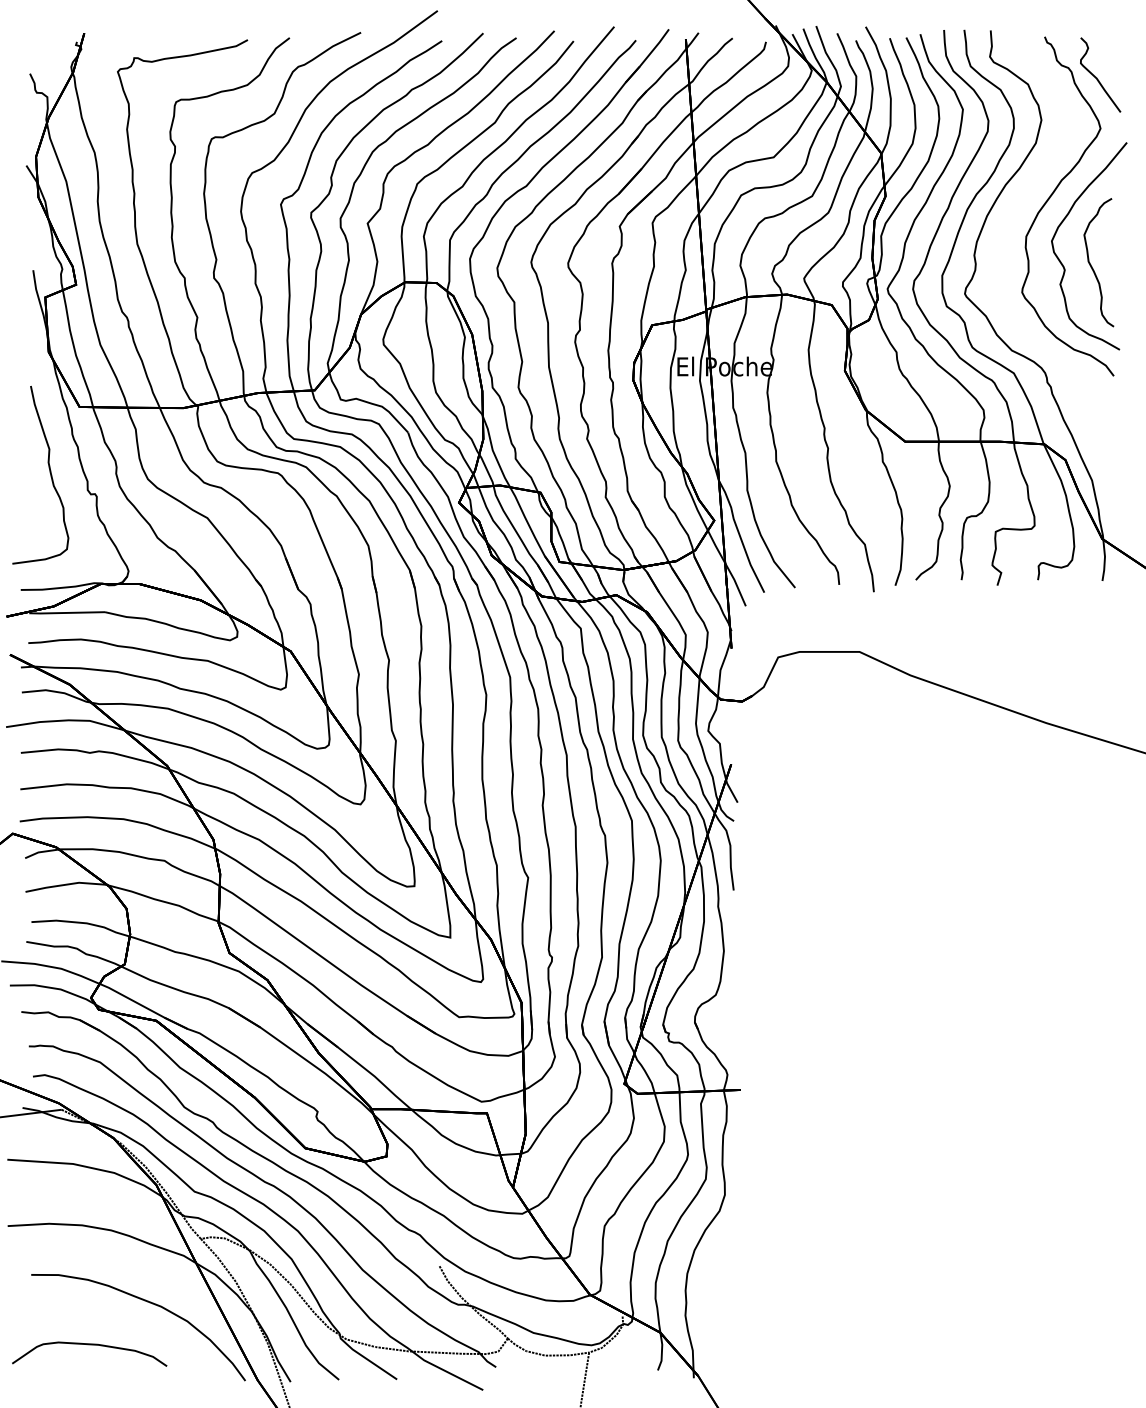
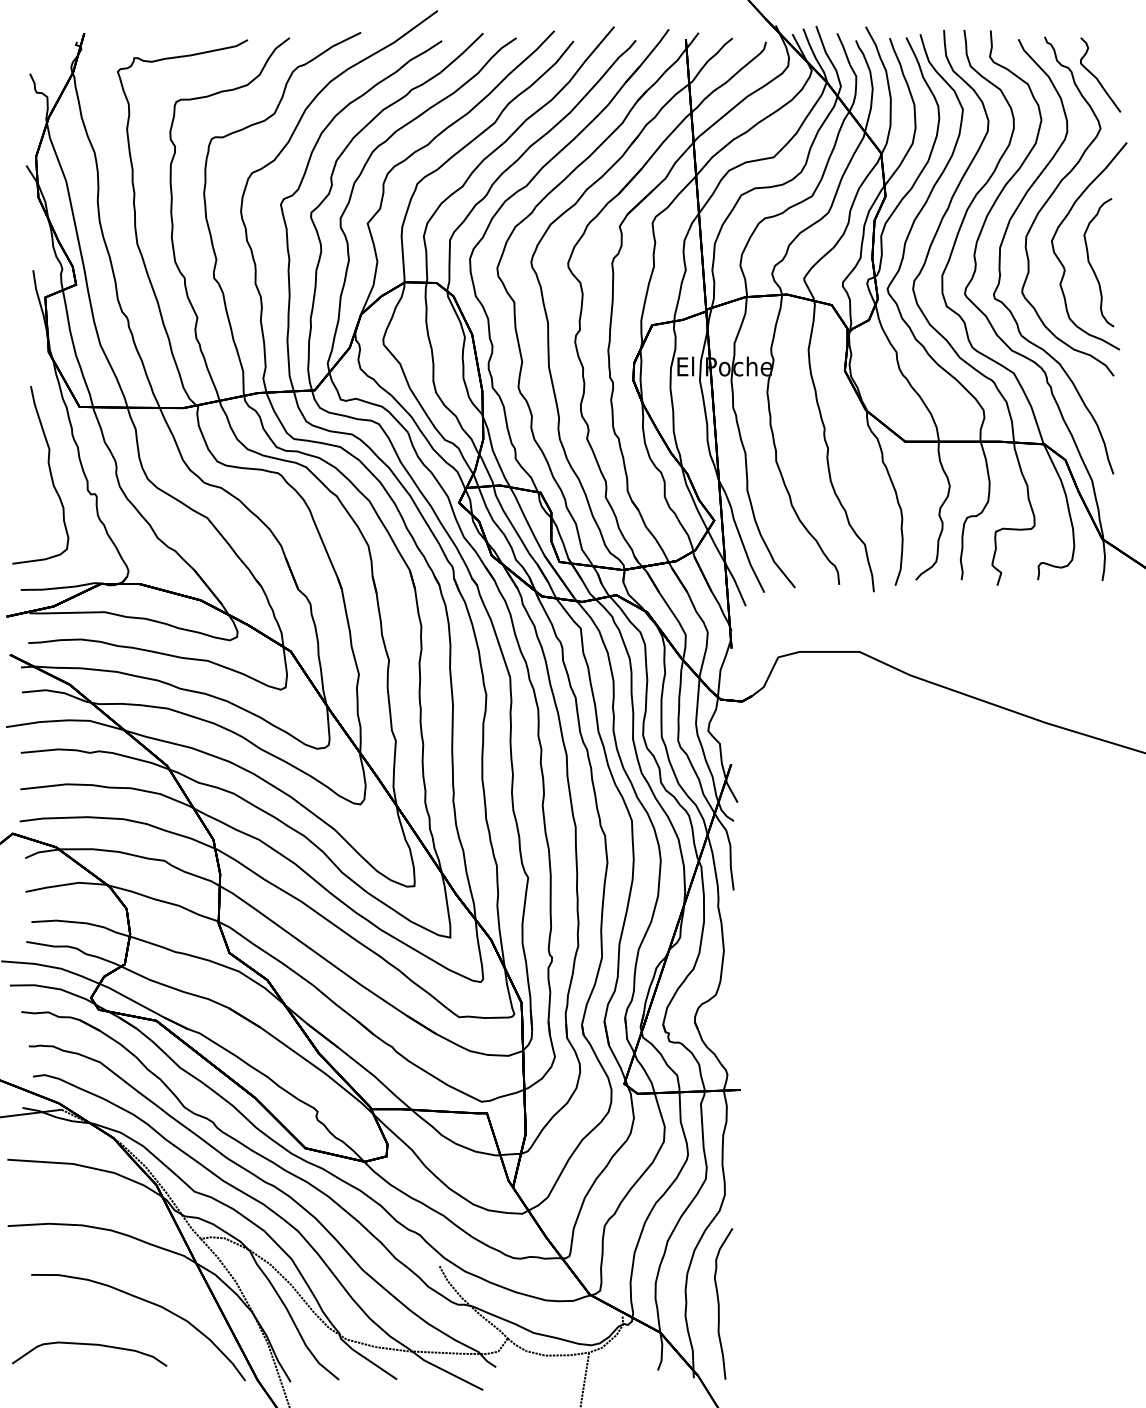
part: none -> present (1004, 238)
curve: none -> present (719, 1303)
